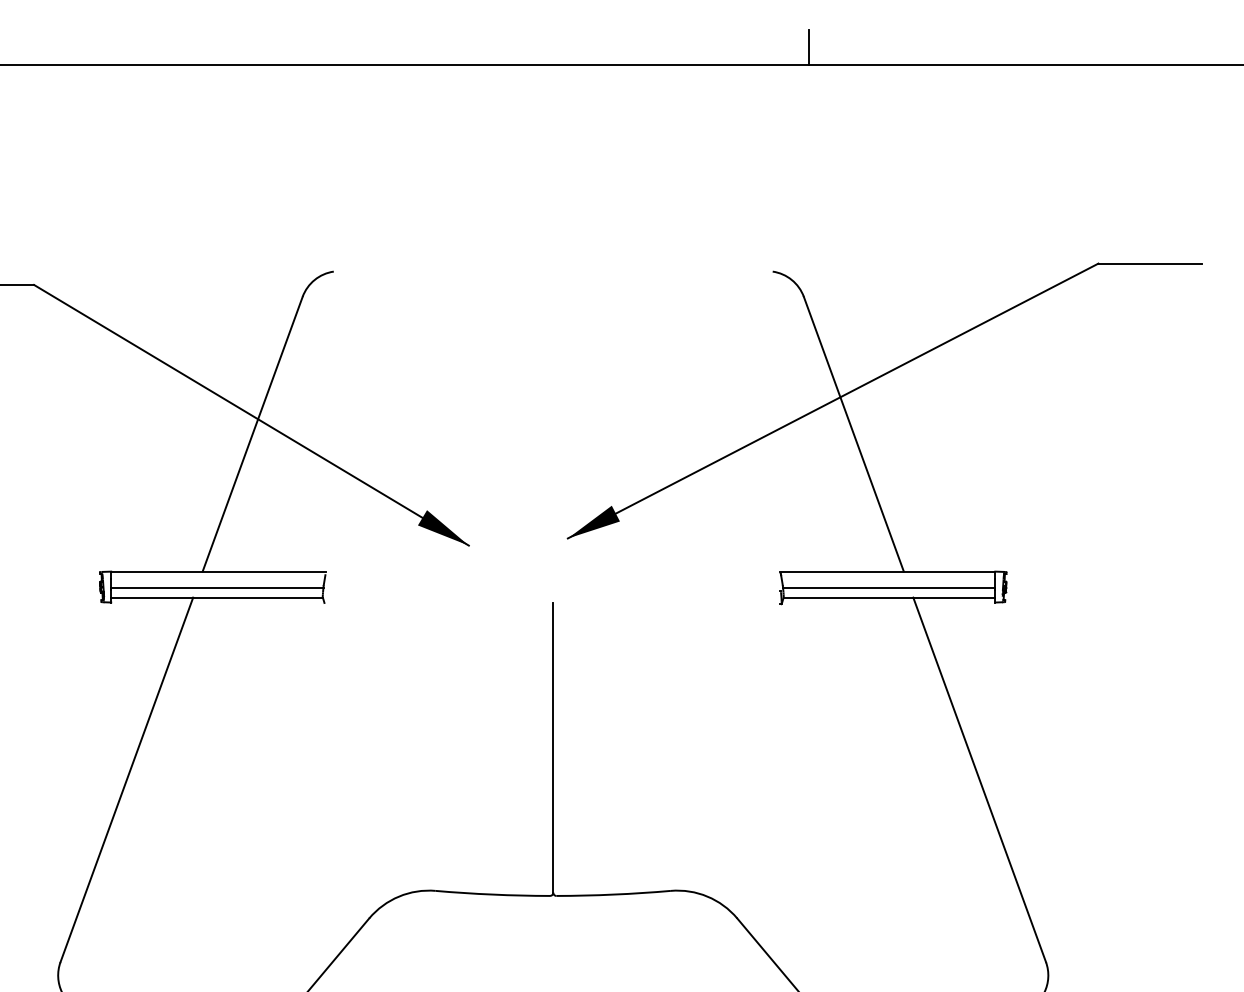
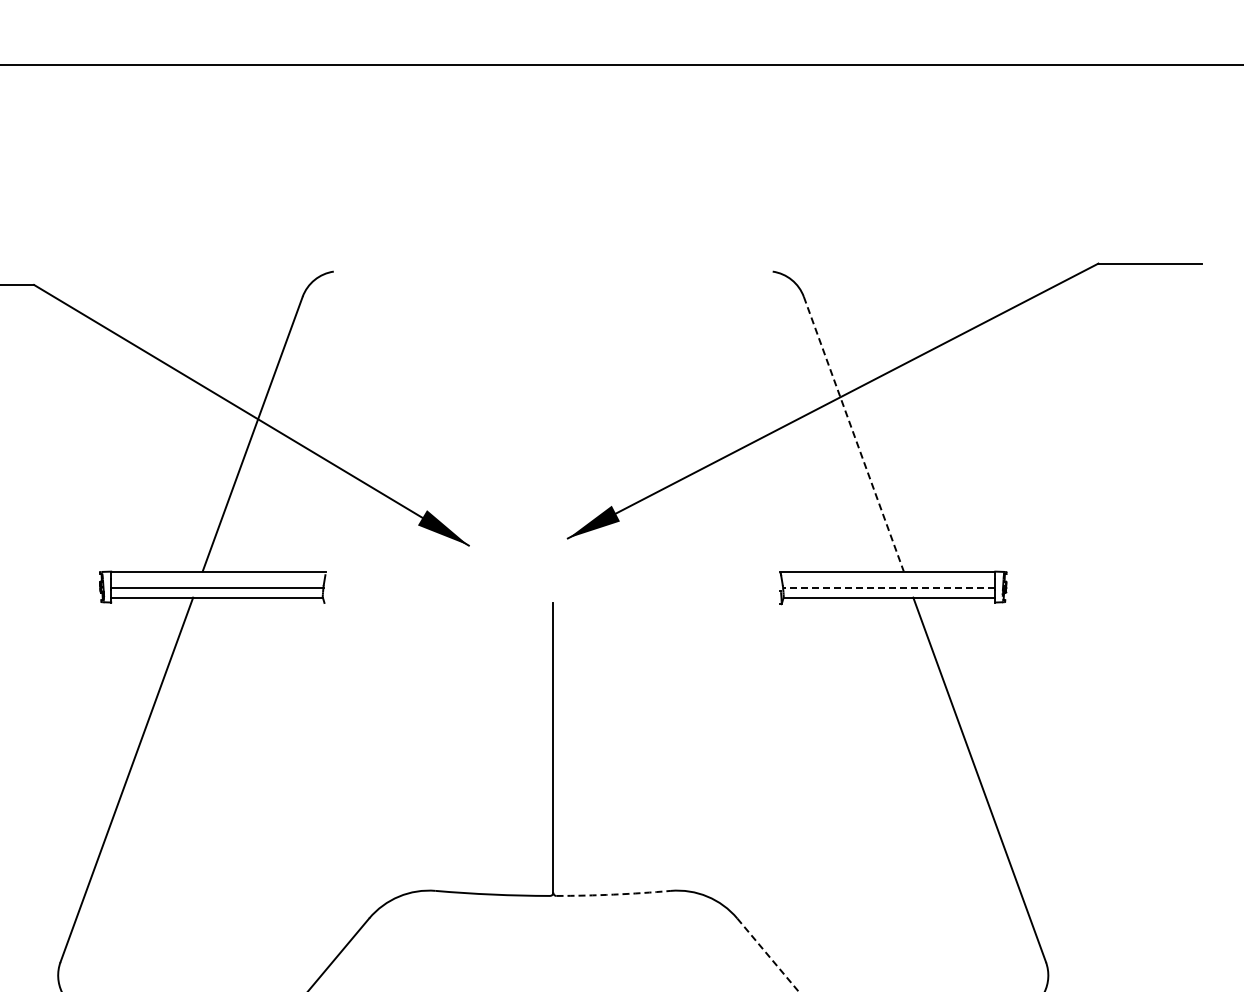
line: present -> none (809, 47)
line: solid -> dashed (854, 434)
line: solid -> dashed (888, 587)
arc: solid -> dashed (613, 894)
line: solid -> dashed (768, 955)
